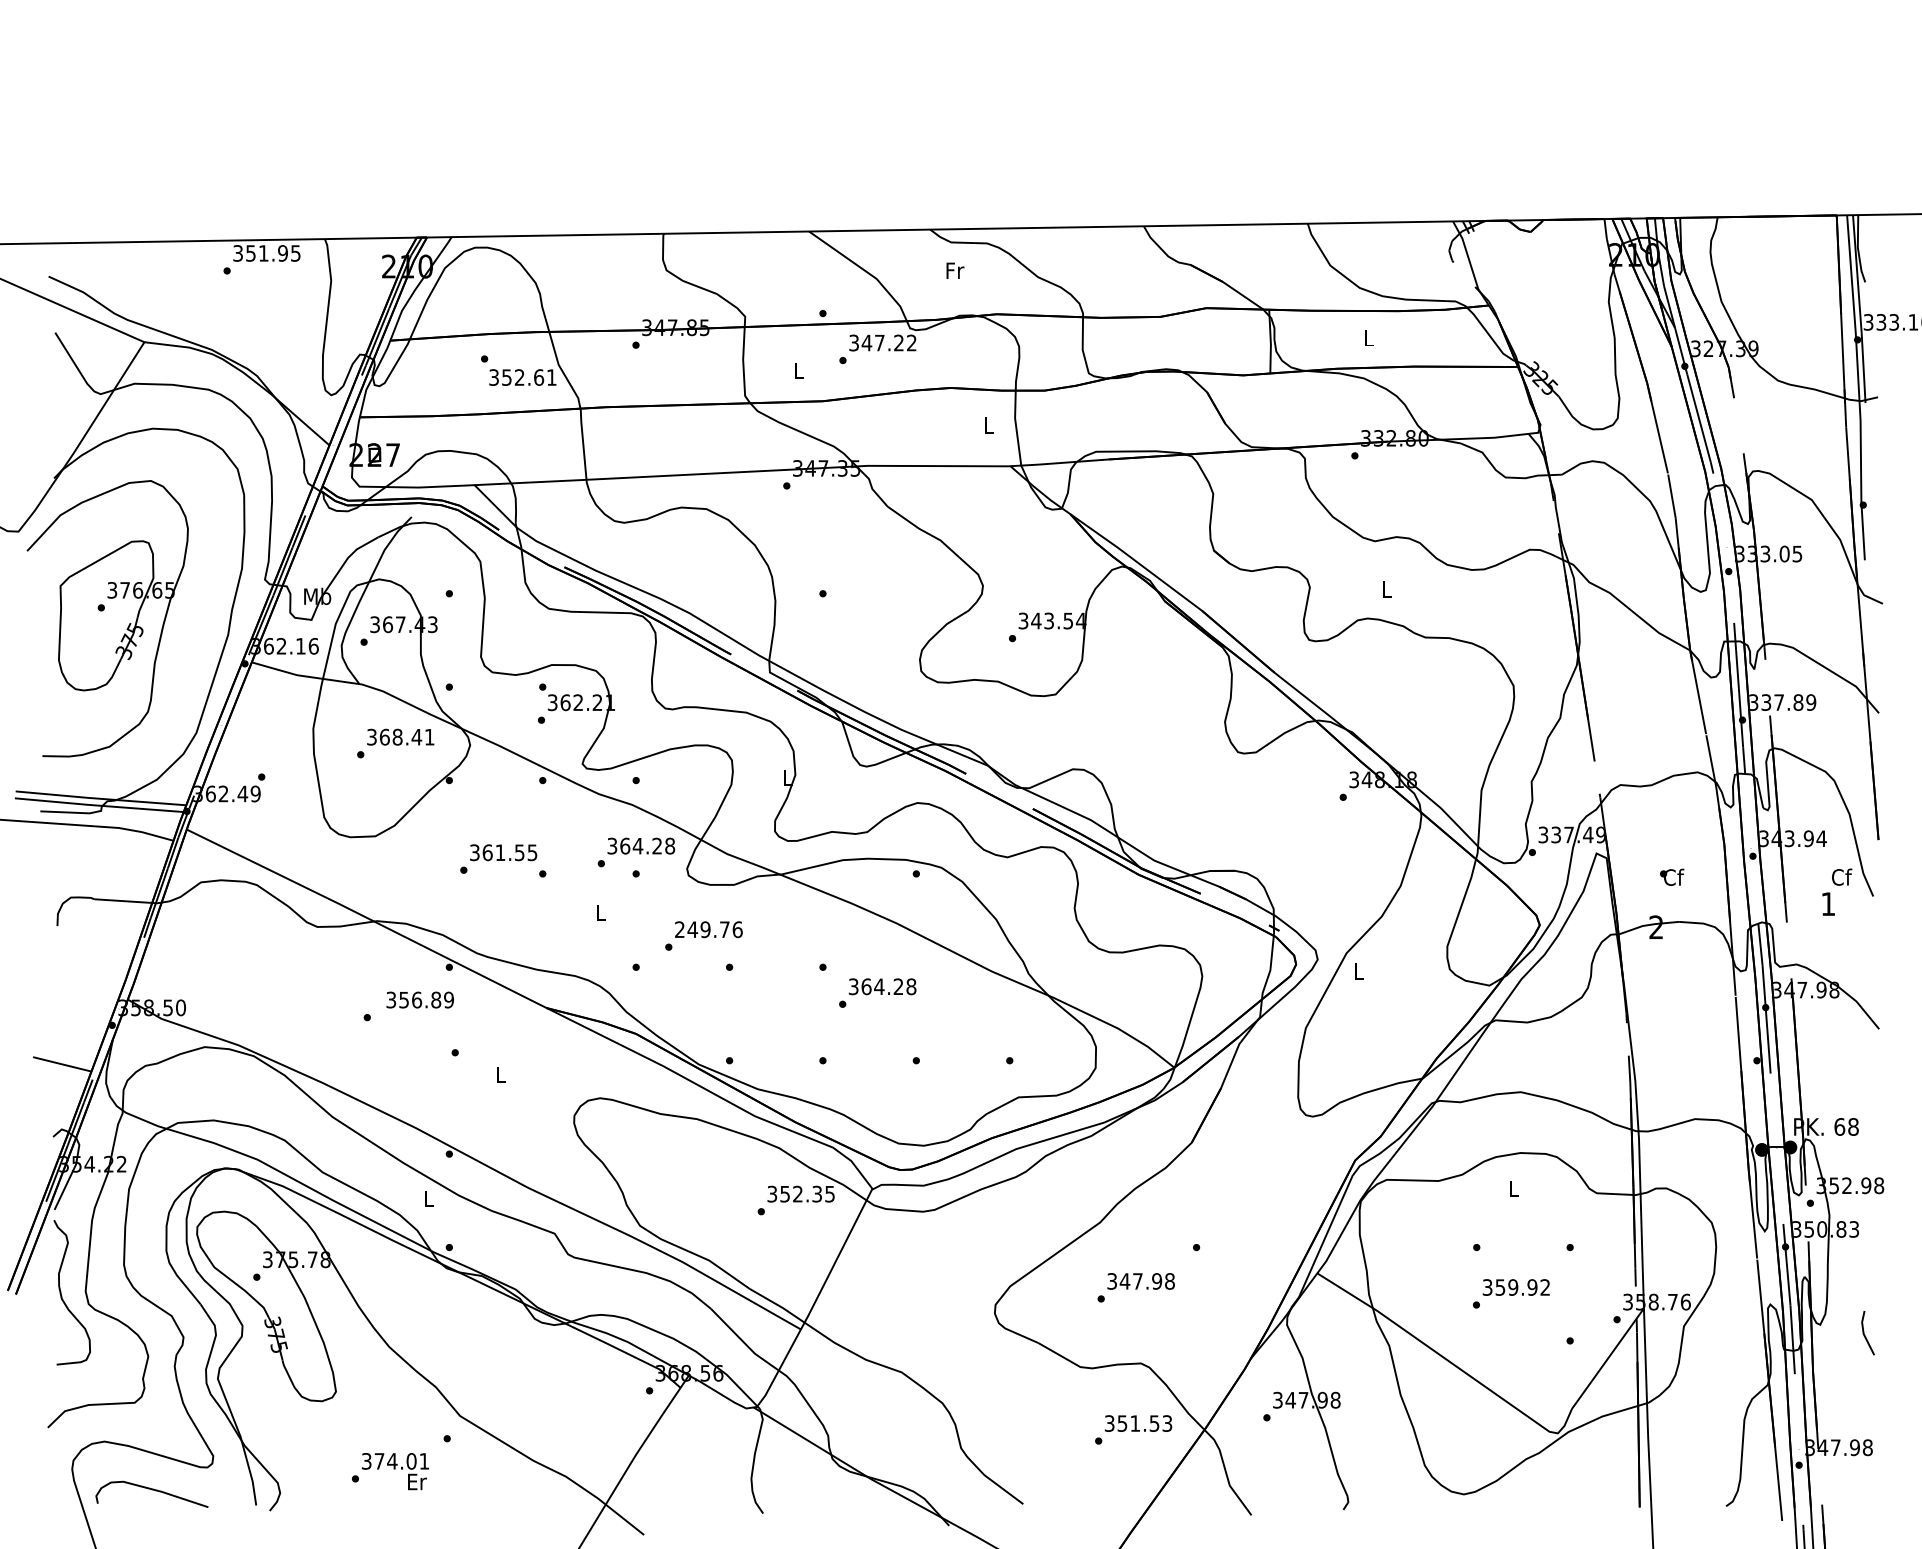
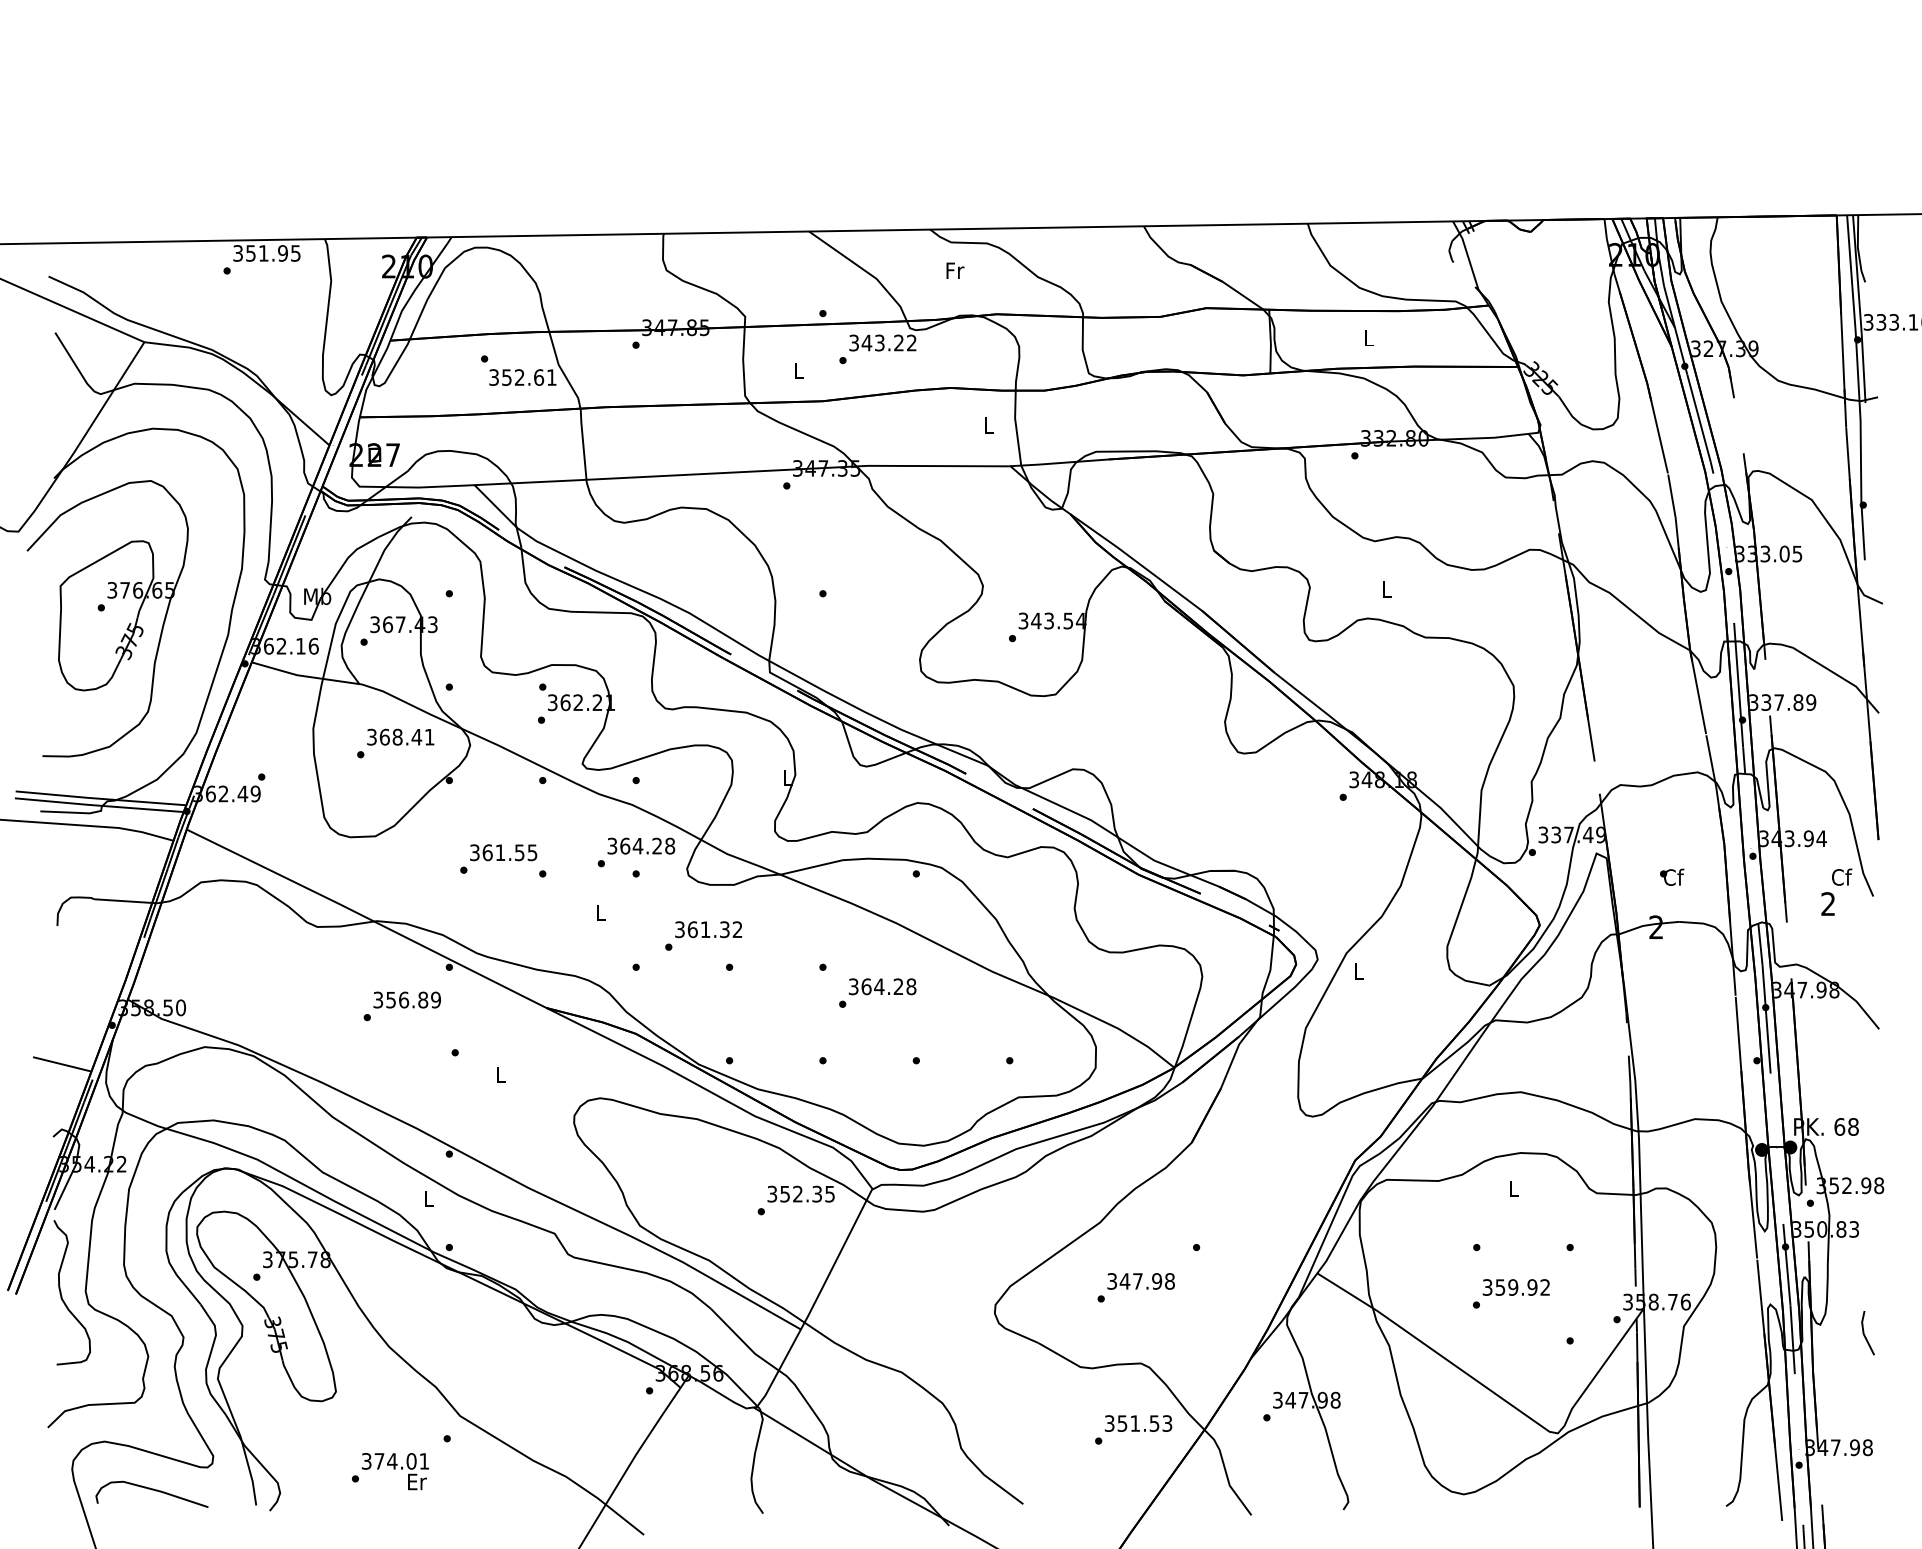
text: 347.22 -> 343.22 (879, 342)
text: 1 -> 2 (1827, 903)
text: 249.76 -> 361.32 (708, 929)
text position: (419, 999) -> (406, 999) (406, 999)
